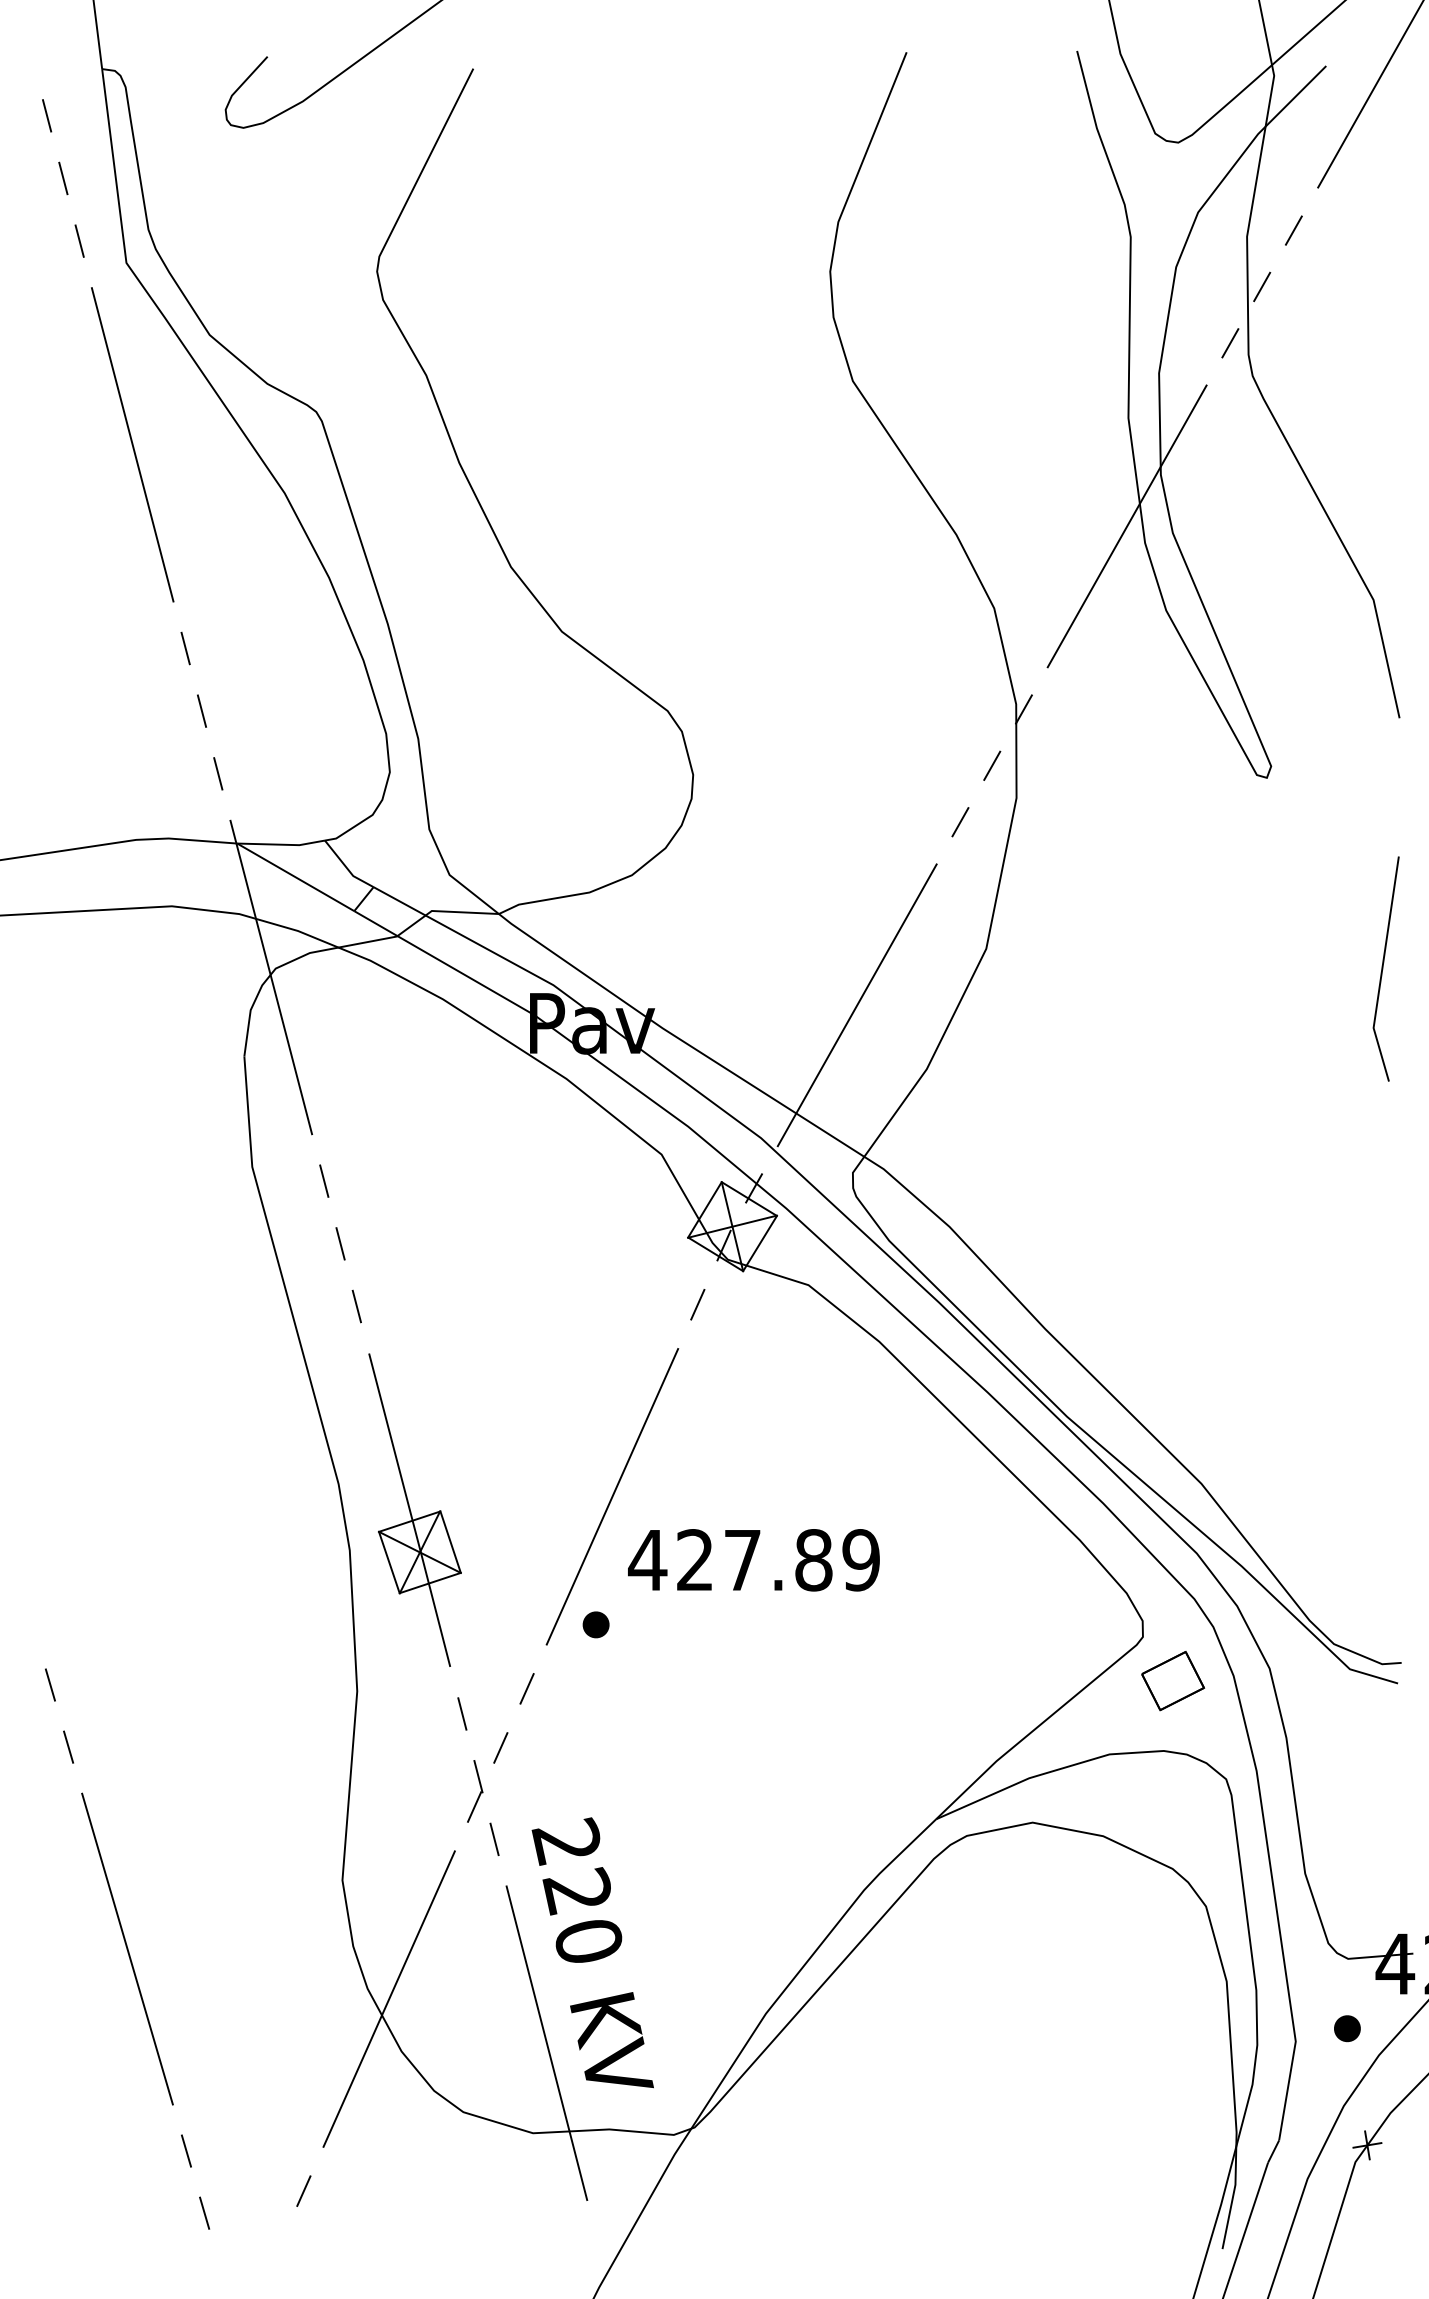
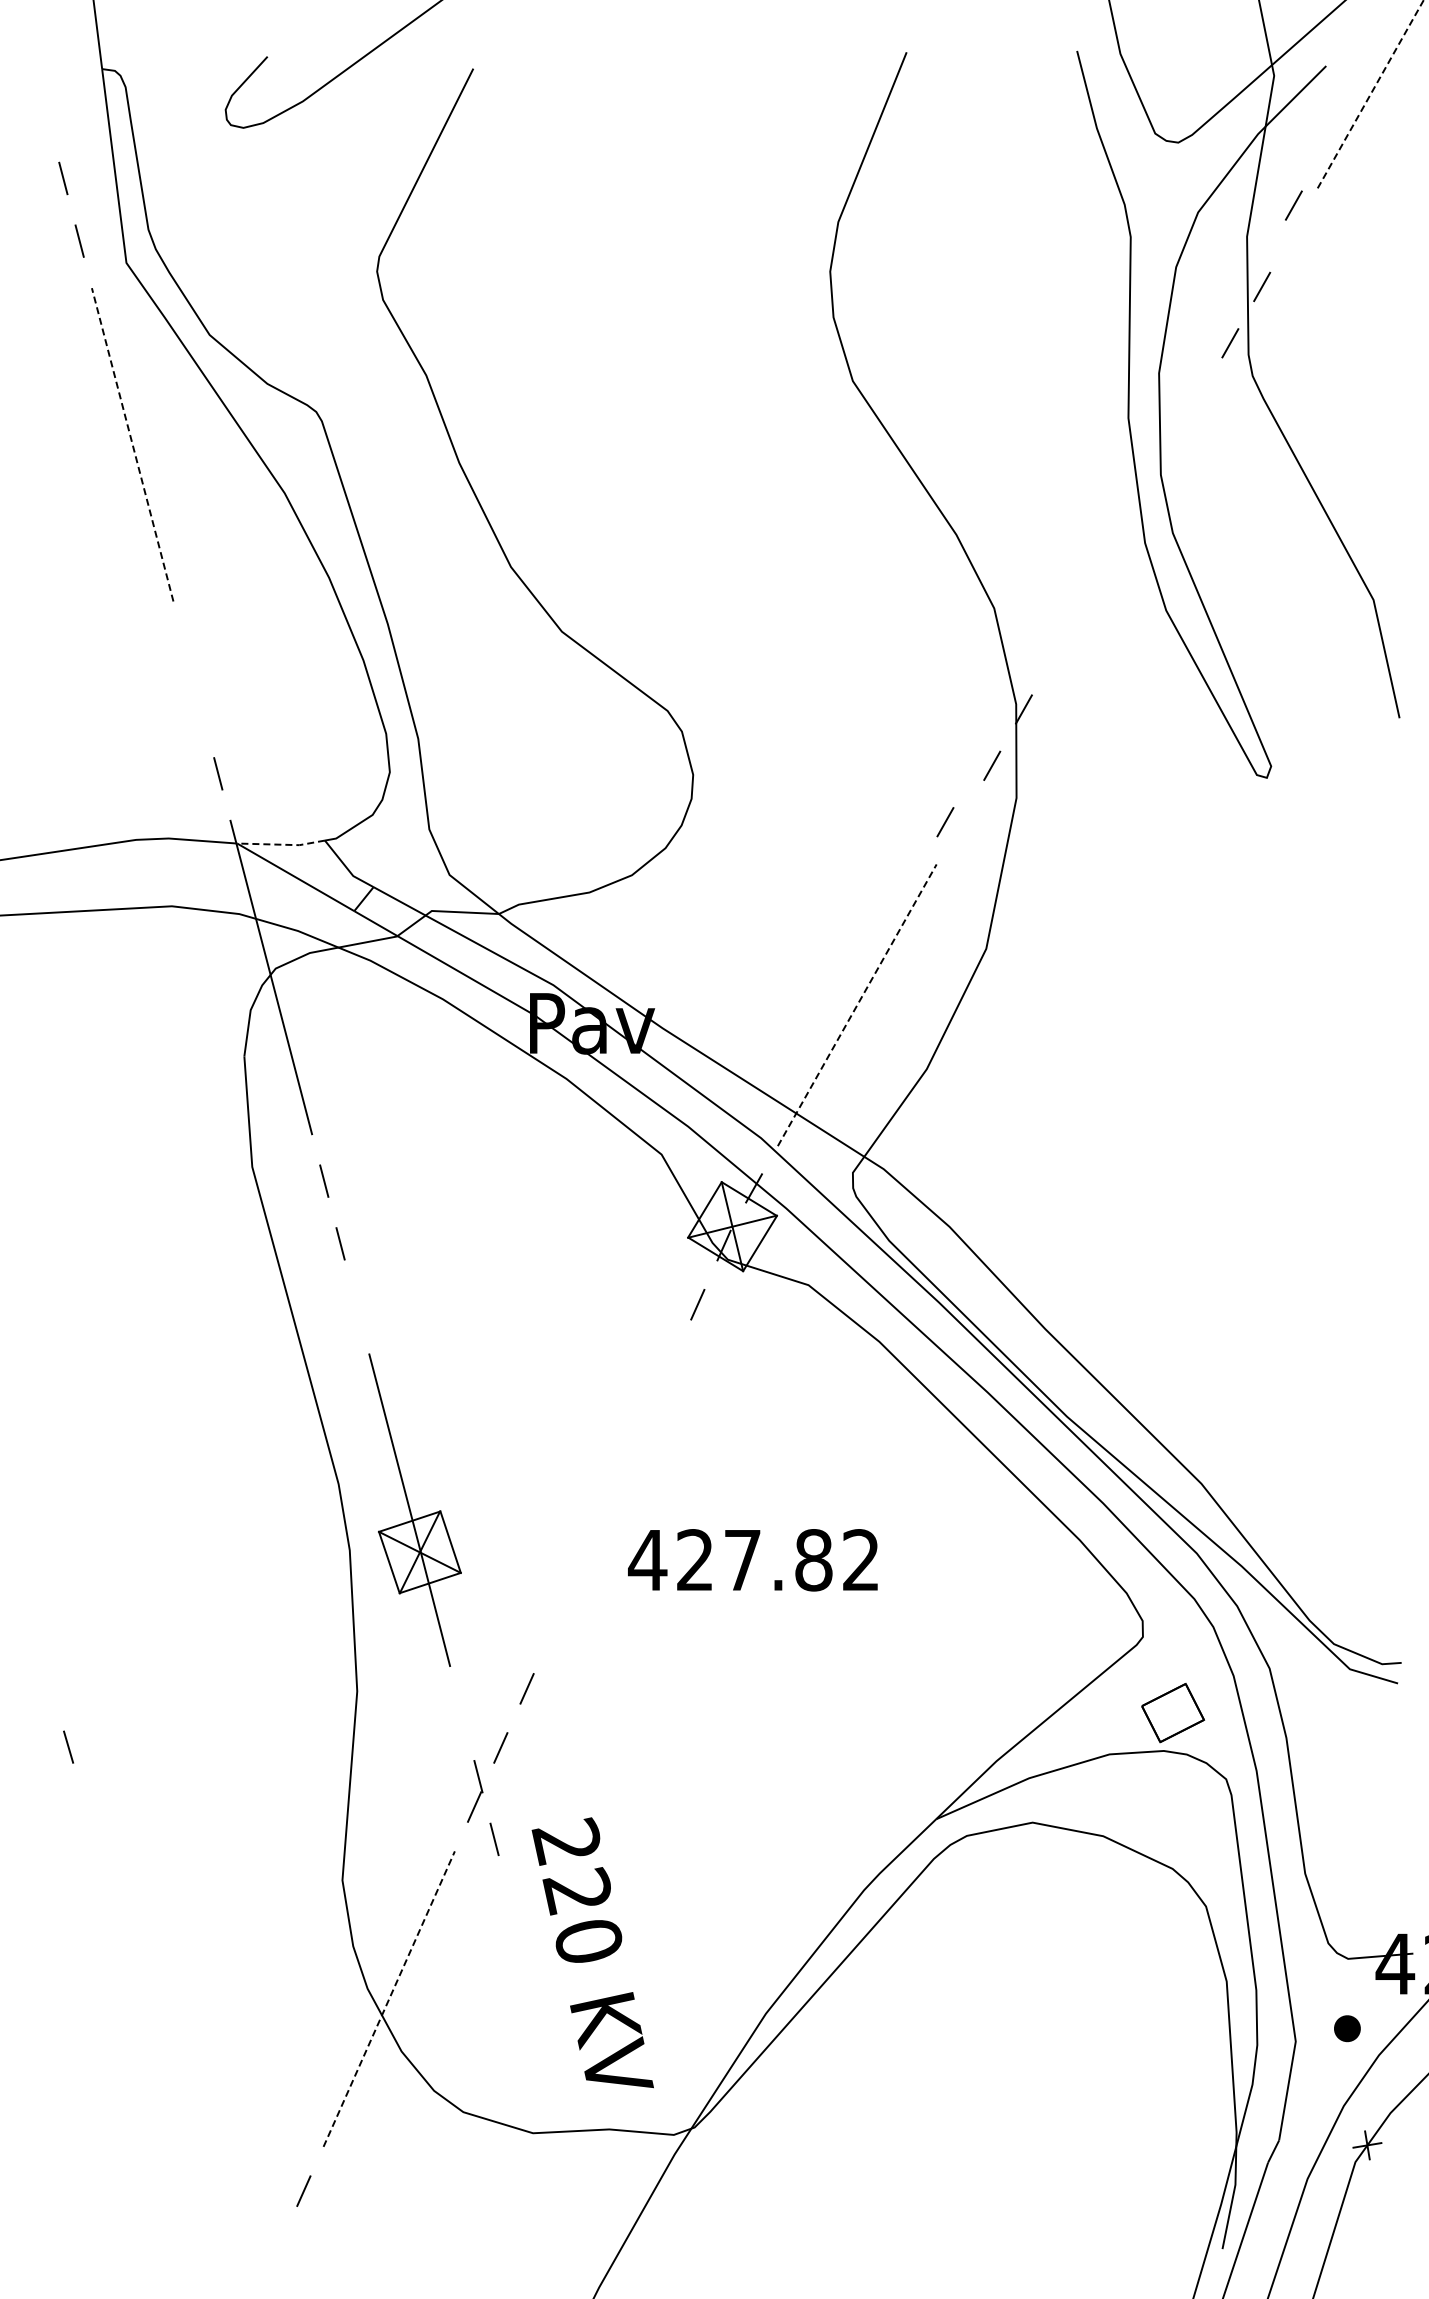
line: solid -> dashed (1370, 94)
line: present -> none (47, 115)
line position: (1293, 230) -> (1293, 205) (1293, 205)
line: solid -> dashed (132, 444)
line: present -> none (1126, 526)
line: present -> none (185, 648)
line: present -> none (201, 710)
line position: (960, 822) -> (945, 822) (945, 822)
line: solid -> dashed (281, 844)
line: present -> none (1383, 968)
line: solid -> dashed (857, 1005)
line: present -> none (356, 1306)
line: present -> none (612, 1496)
text: 427.89 -> 427.82 (860, 1560)
part: present -> none (595, 1624)
part position: (1173, 1681) -> (1173, 1713) (1173, 1713)
line: present -> none (49, 1684)
line: present -> none (462, 1713)
line: present -> none (127, 1948)
line: solid -> dashed (389, 1999)
line: present -> none (546, 2043)
line: present -> none (186, 2150)
line: present -> none (204, 2212)
